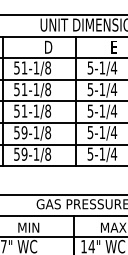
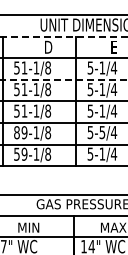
line: solid -> dashed (64, 36)
line: solid -> dashed (63, 79)
text: 59-1/8 -> 89-1/8 (16, 132)
text: 5-1/4 -> 5-5/4 (102, 132)
